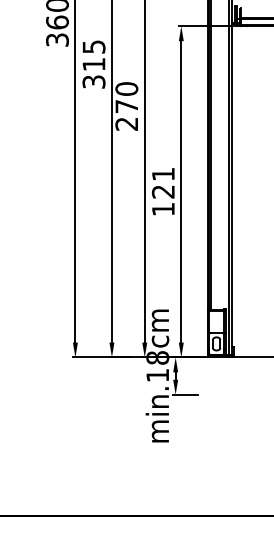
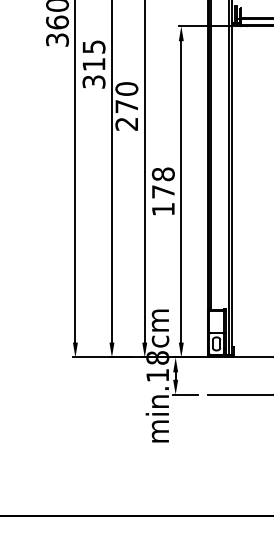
text: 121 -> 178 (162, 182)
line: none -> present (238, 394)
